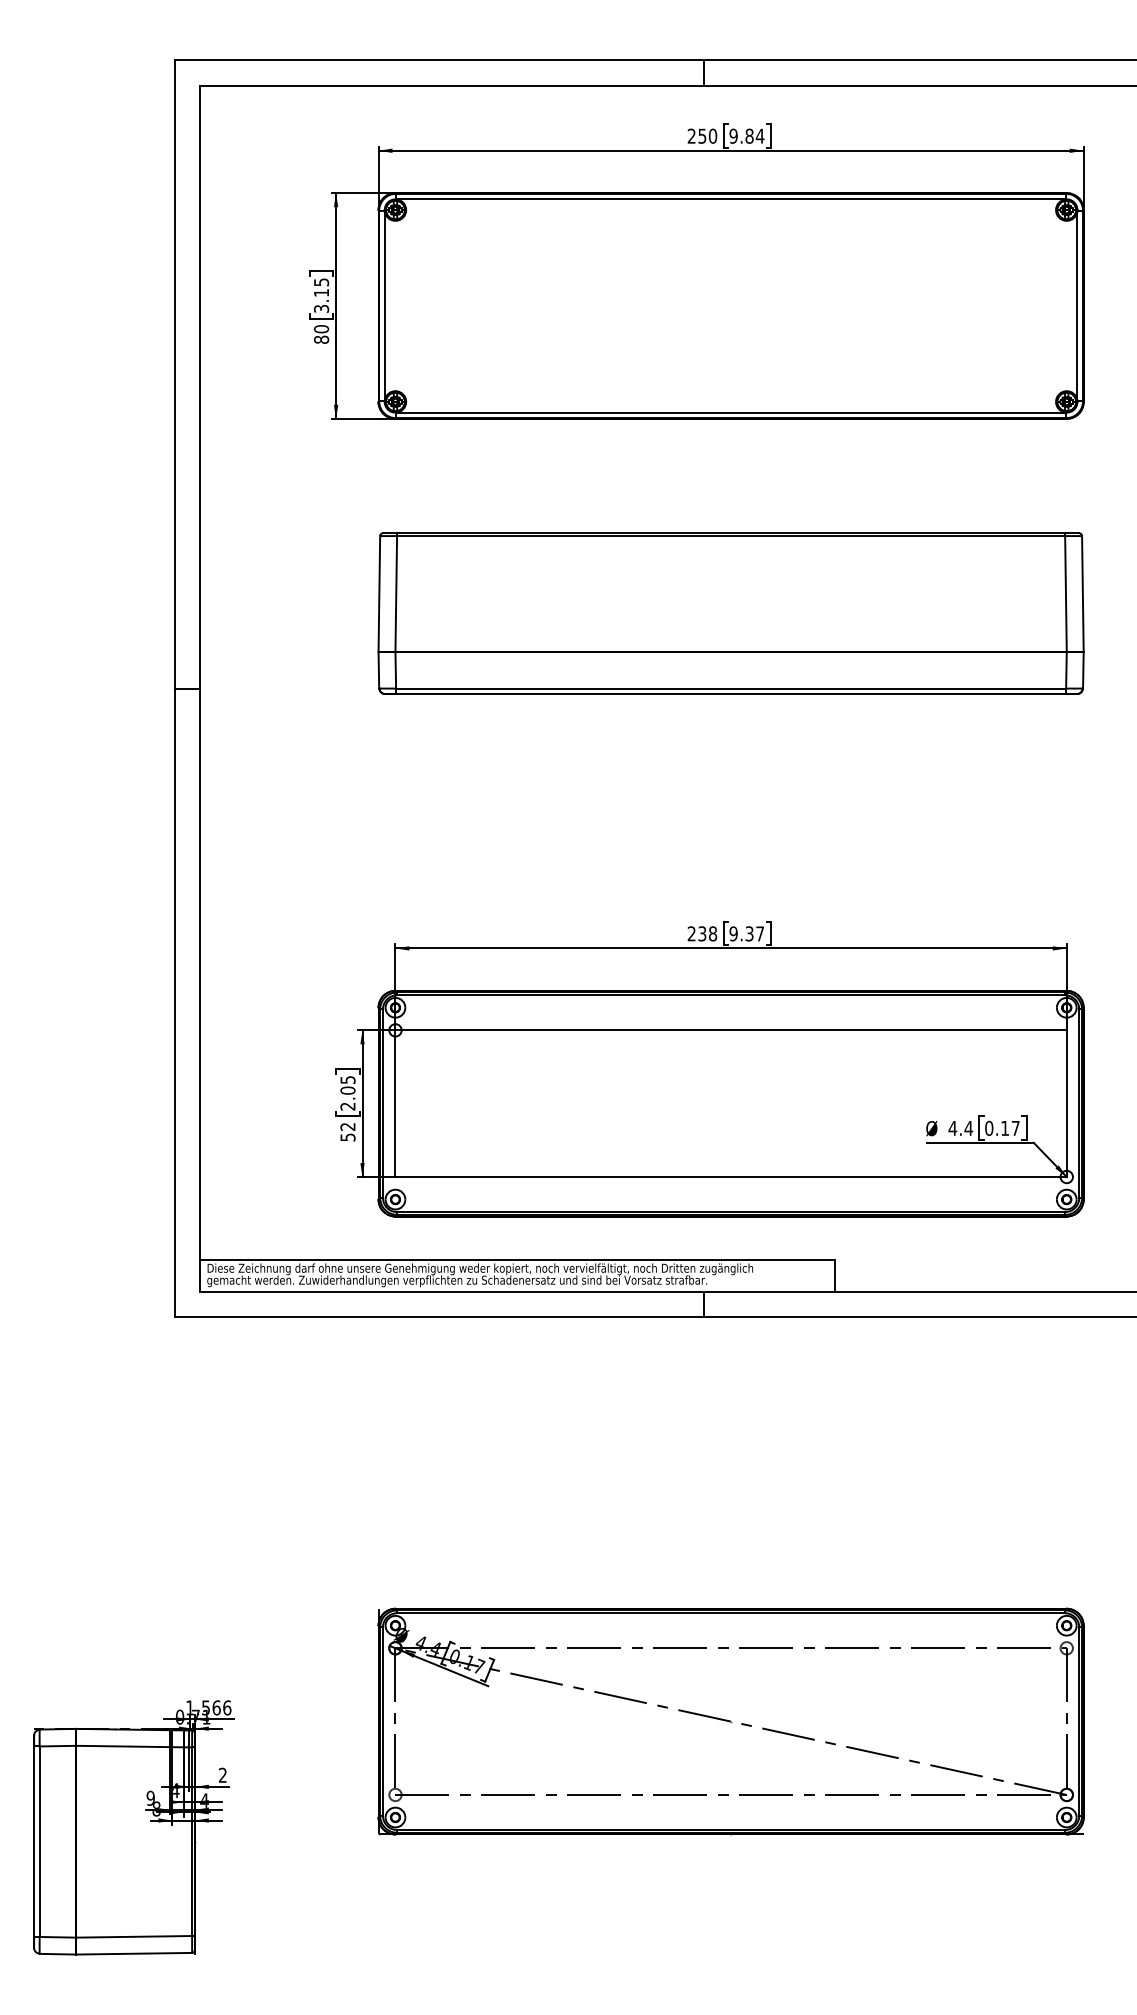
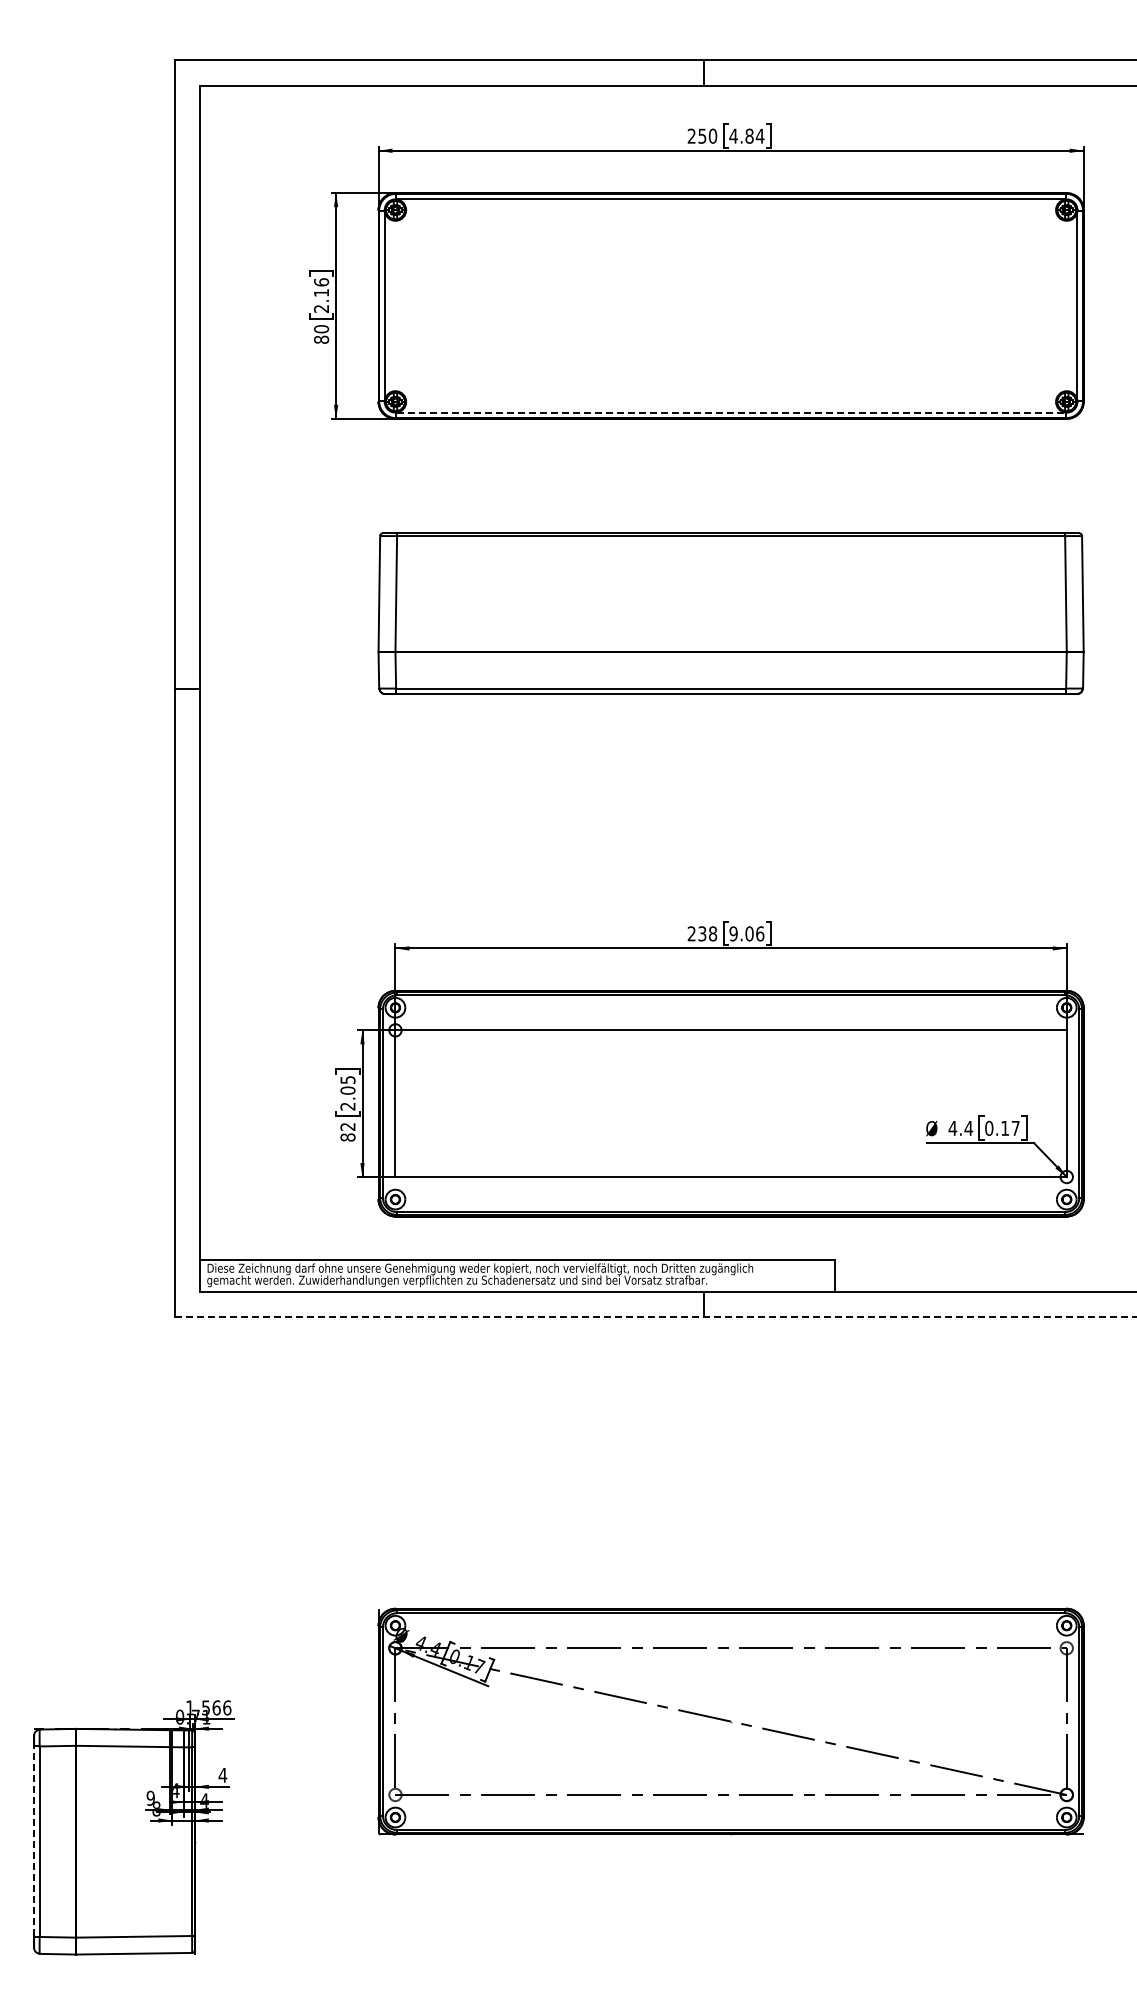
text: 9.84 -> 4.84 (733, 135)
text: 3.15 -> 2.16 (321, 295)
line: solid -> dashed (731, 412)
text: 9.37 -> 9.06 (754, 933)
text: 52 -> 82 (347, 1137)
line: solid -> dashed (655, 1317)
text: 2 -> 4 (222, 1774)
line: solid -> dashed (34, 1841)
